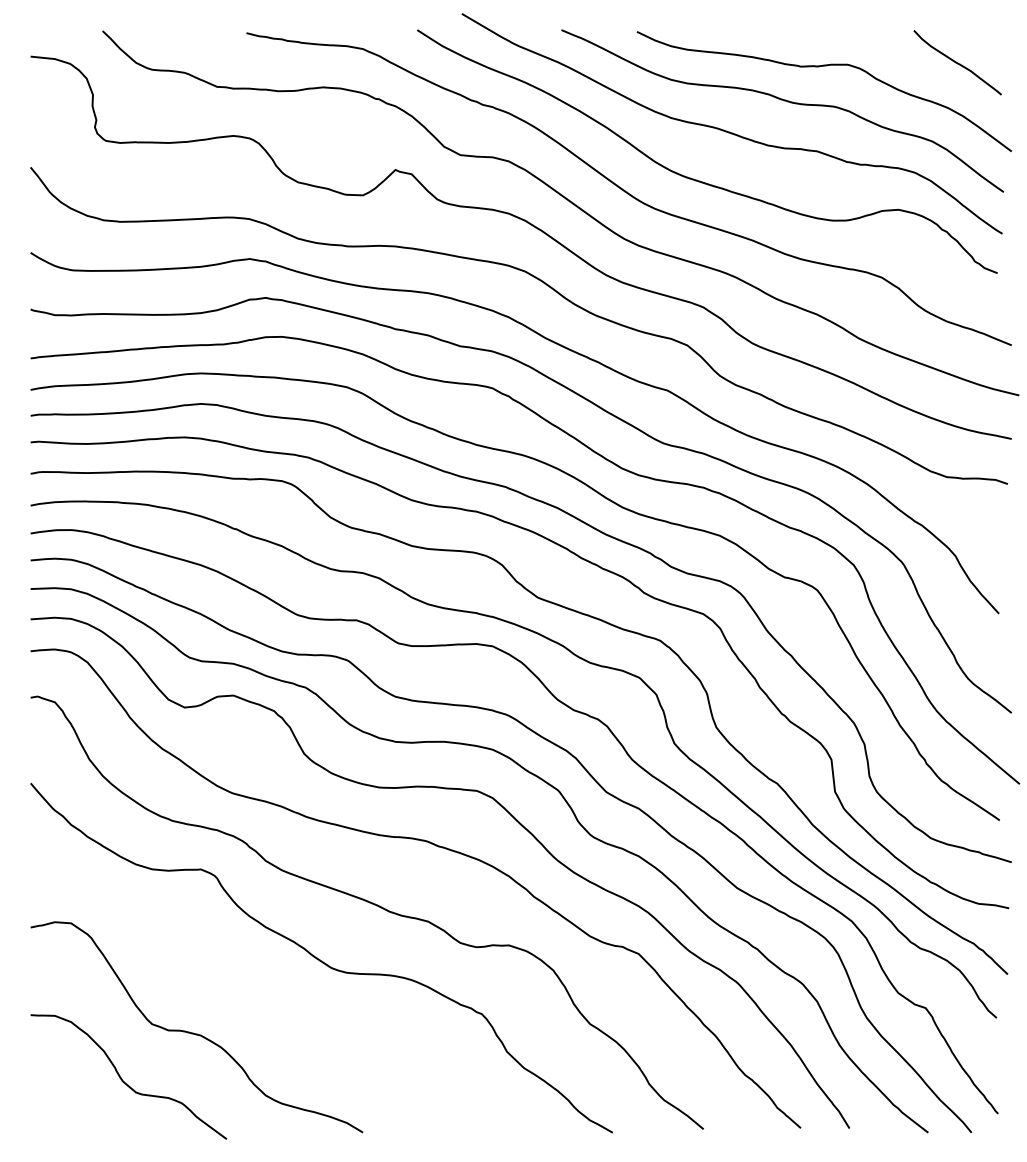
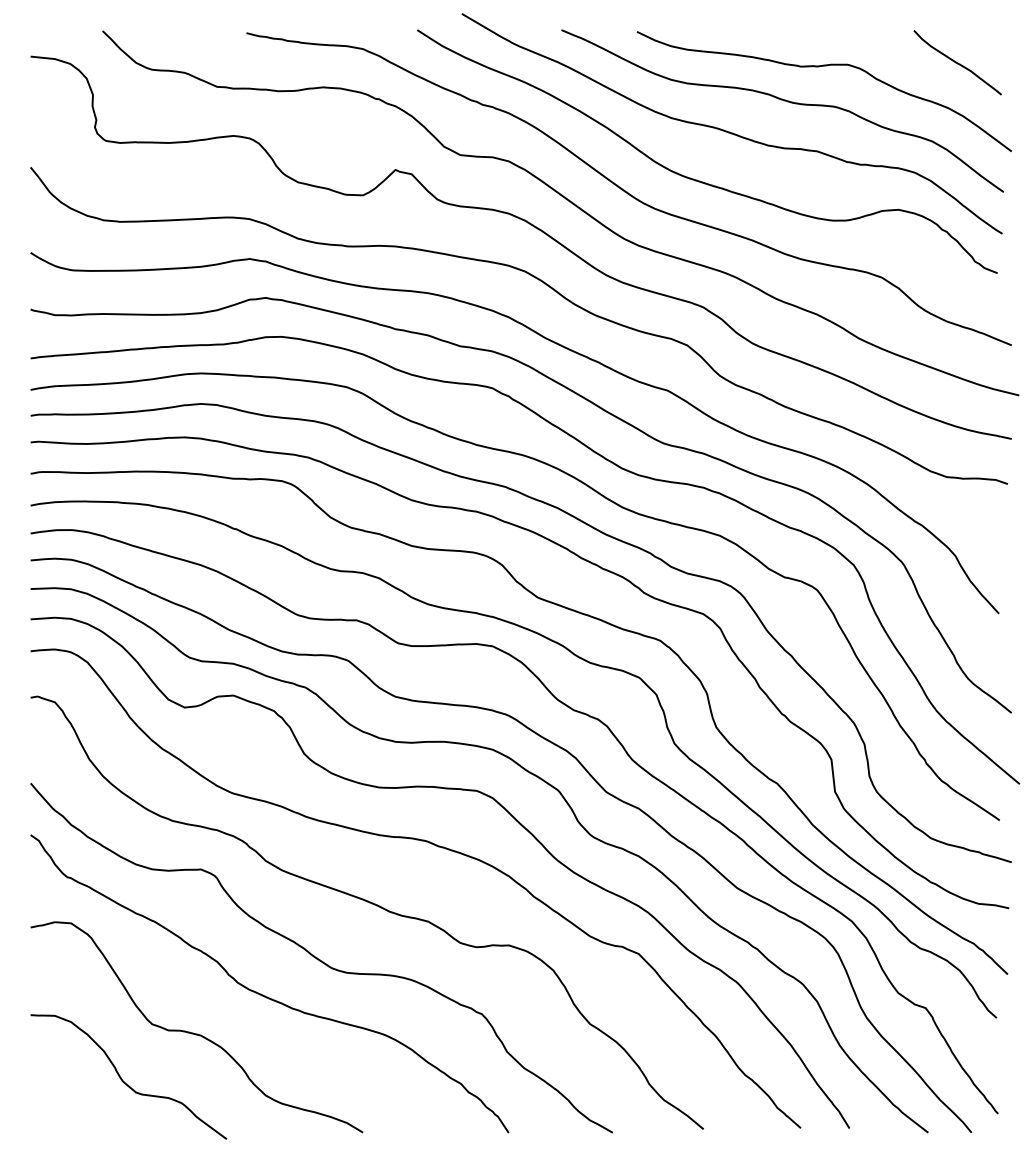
curve: none -> present (263, 994)
